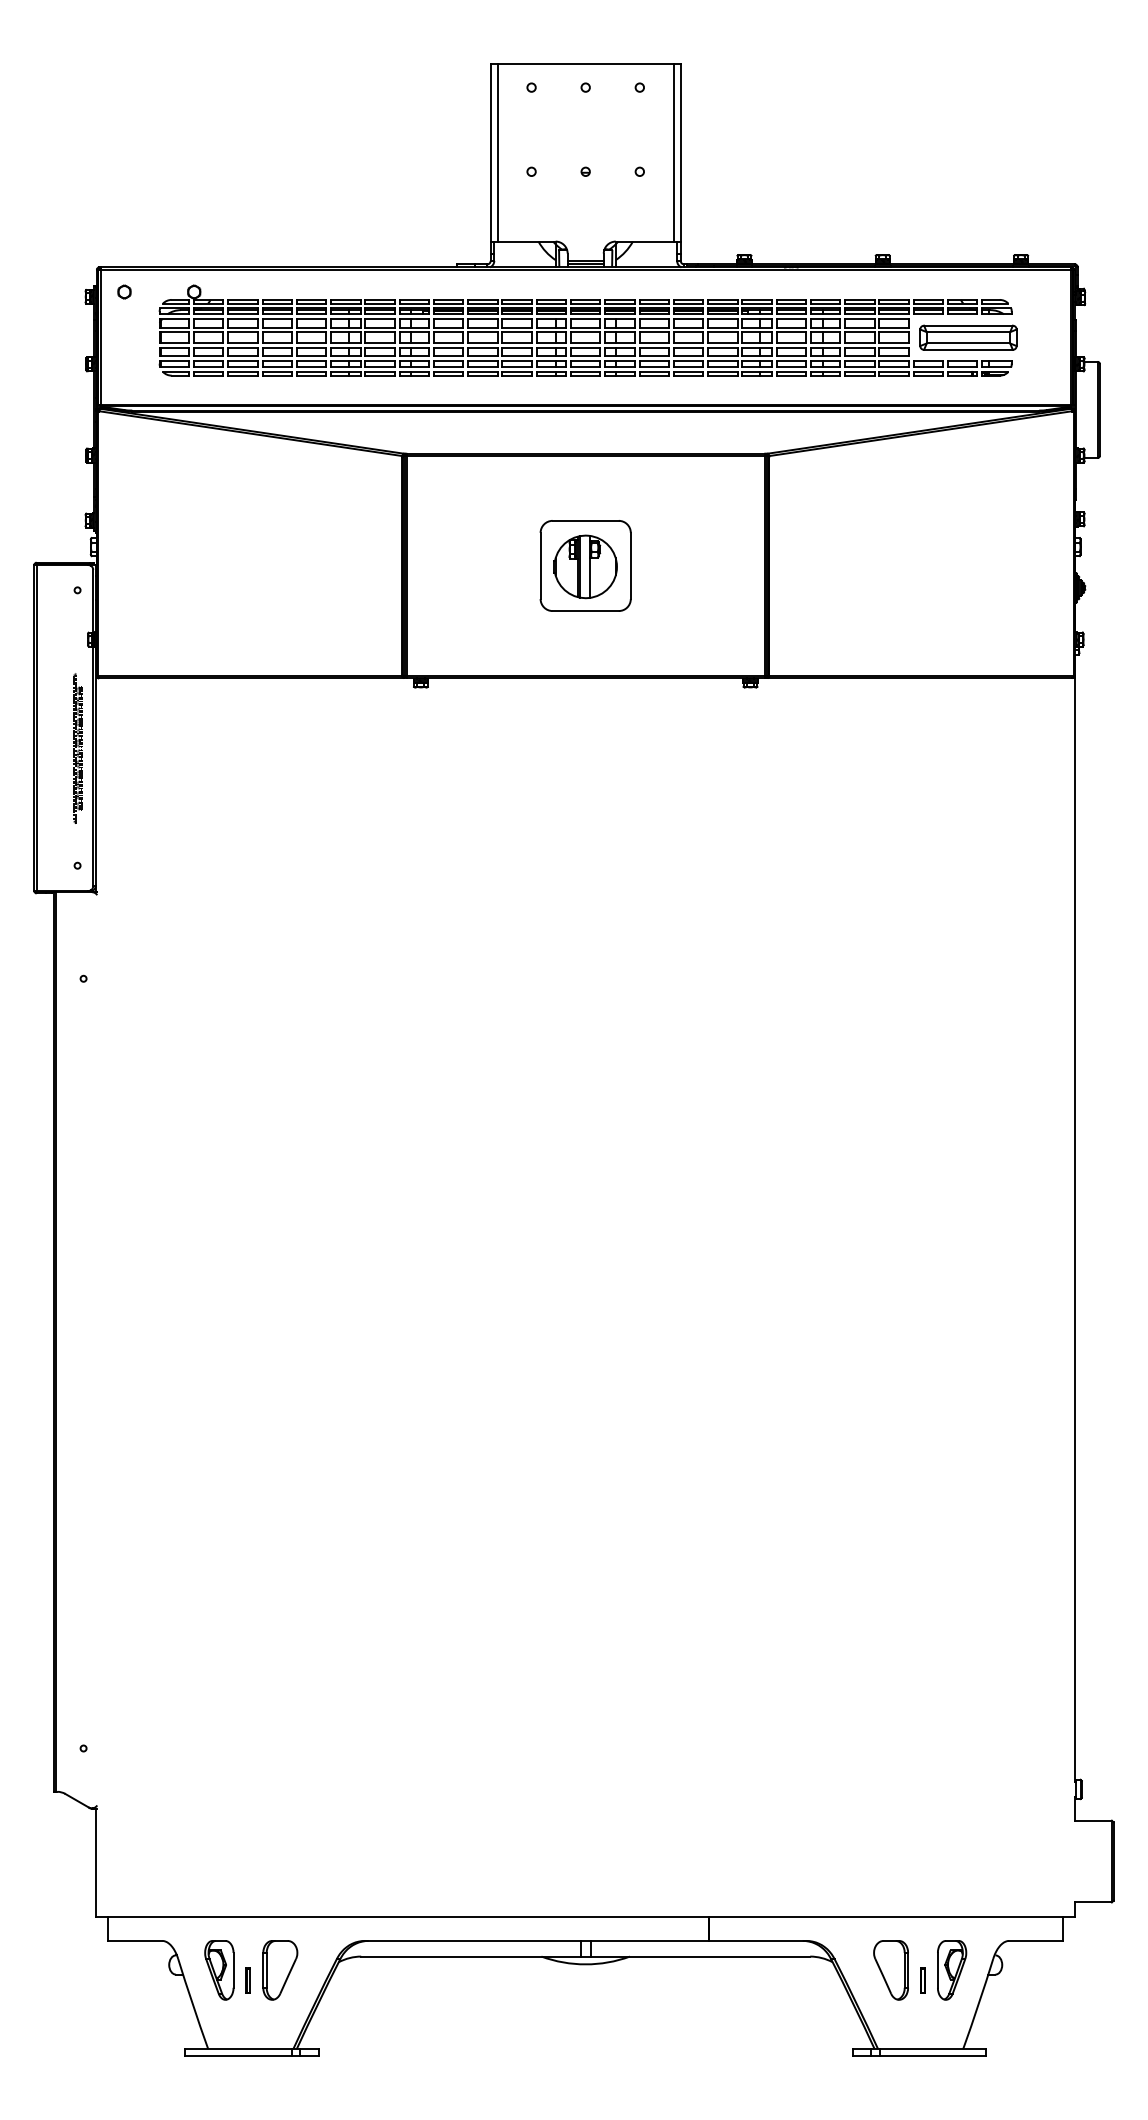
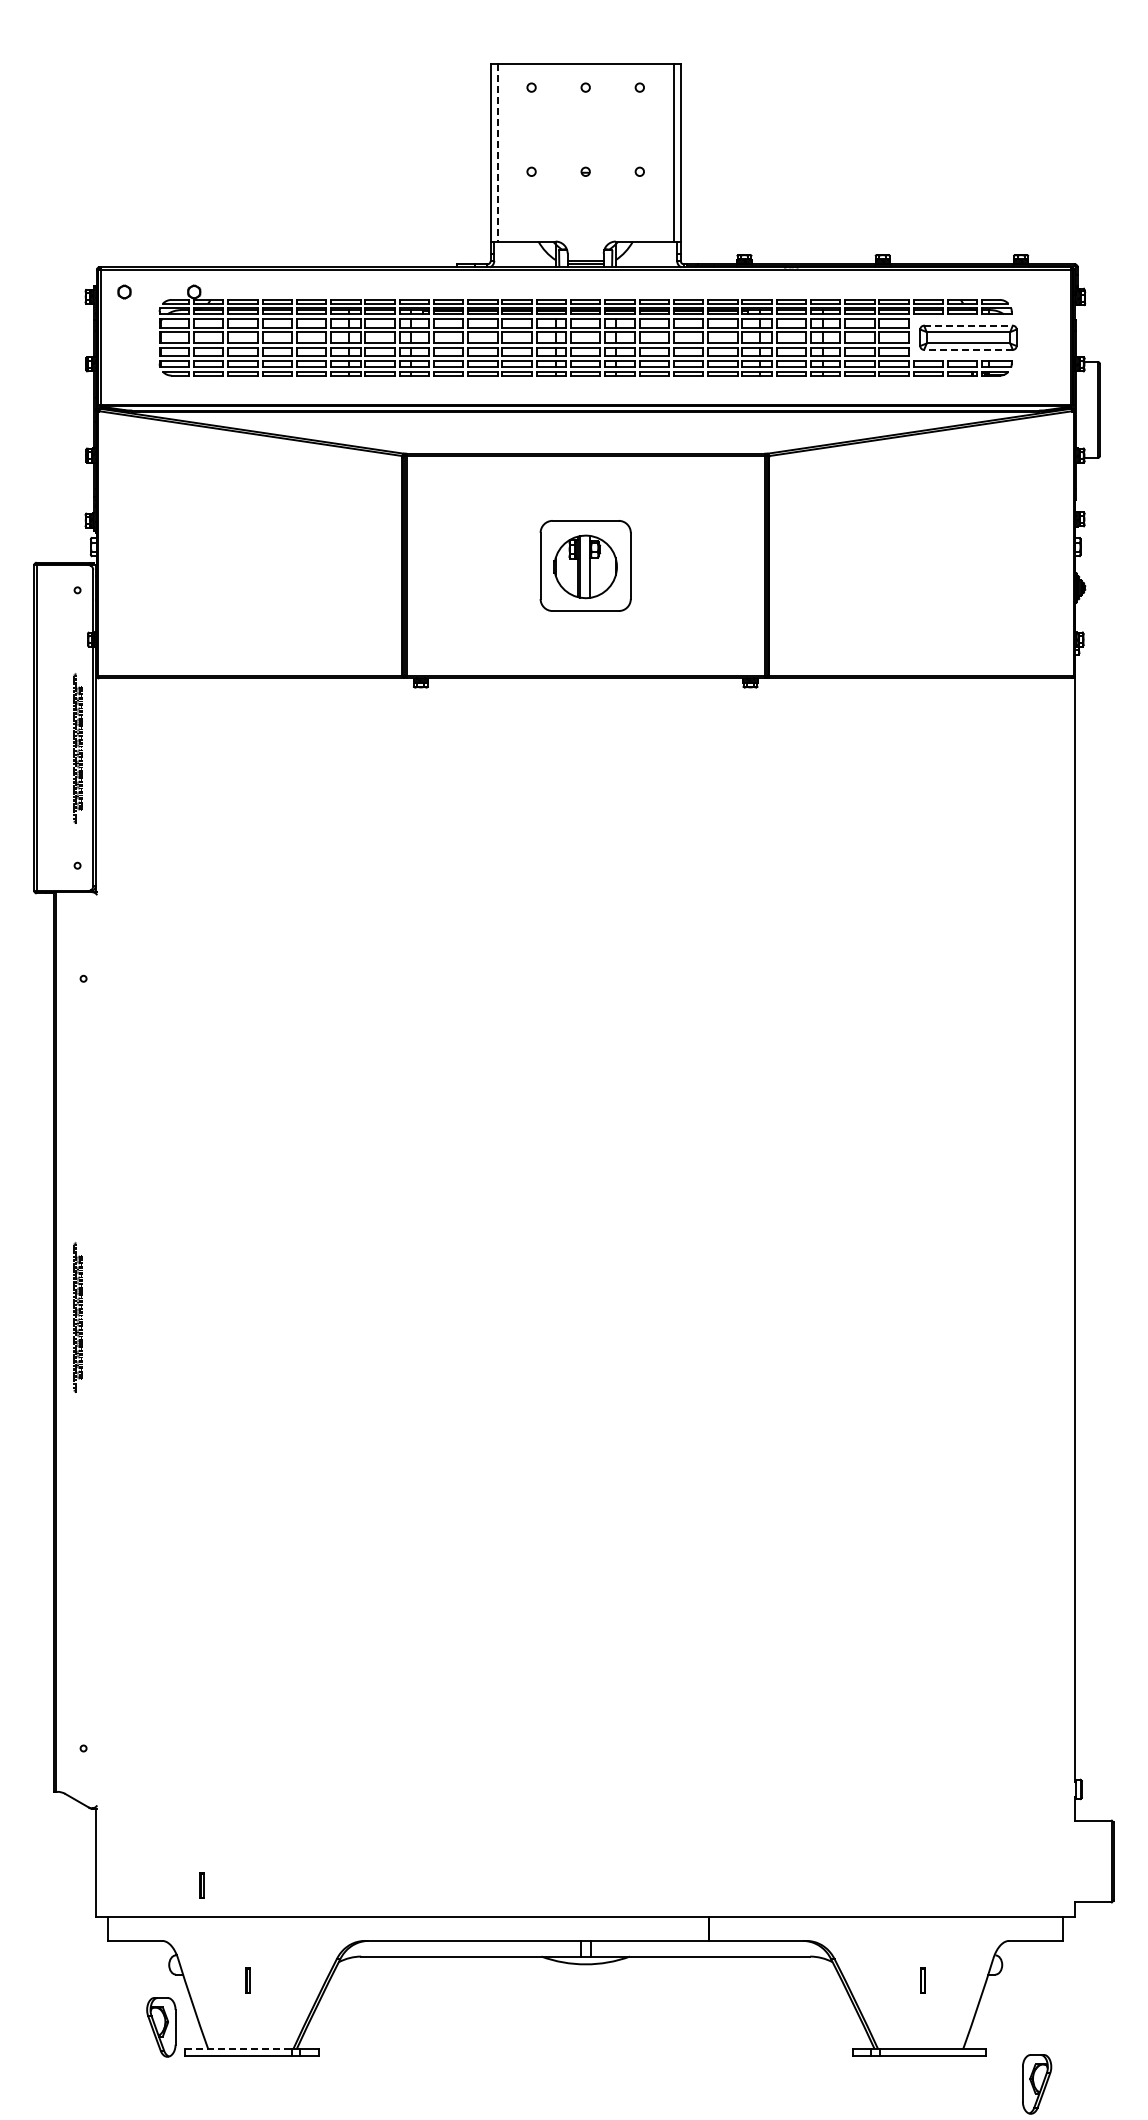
line: solid -> dashed (497, 152)
line: solid -> dashed (968, 325)
line: solid -> dashed (967, 349)
part: none -> present (77, 1317)
part: none -> present (201, 1885)
part position: (219, 1970) -> (161, 2027) (161, 2027)
part: present -> none (280, 1970)
part: present -> none (890, 1970)
part position: (952, 1970) -> (1037, 2084) (1037, 2084)
line: solid -> dashed (239, 2049)
